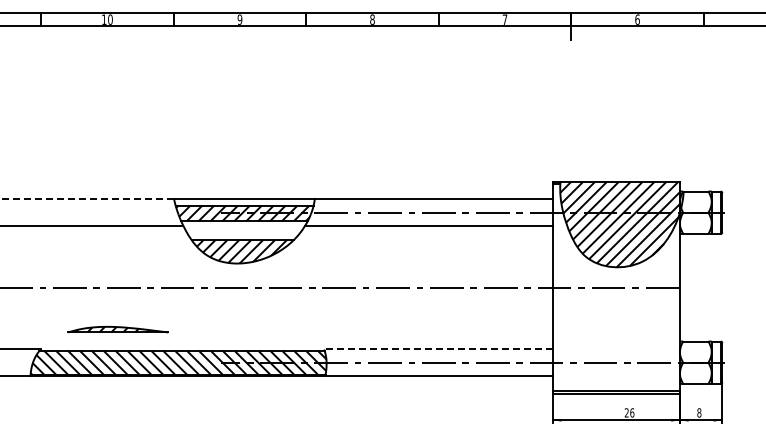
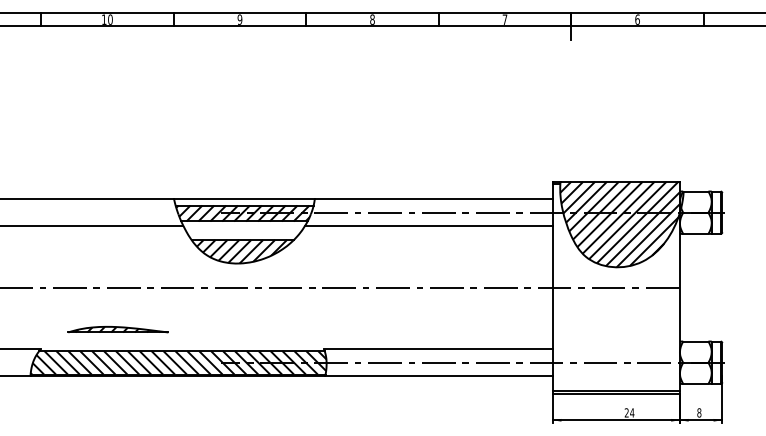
line: dashed -> solid (87, 199)
line: dashed -> solid (437, 349)
text: 26 -> 24 (632, 412)
